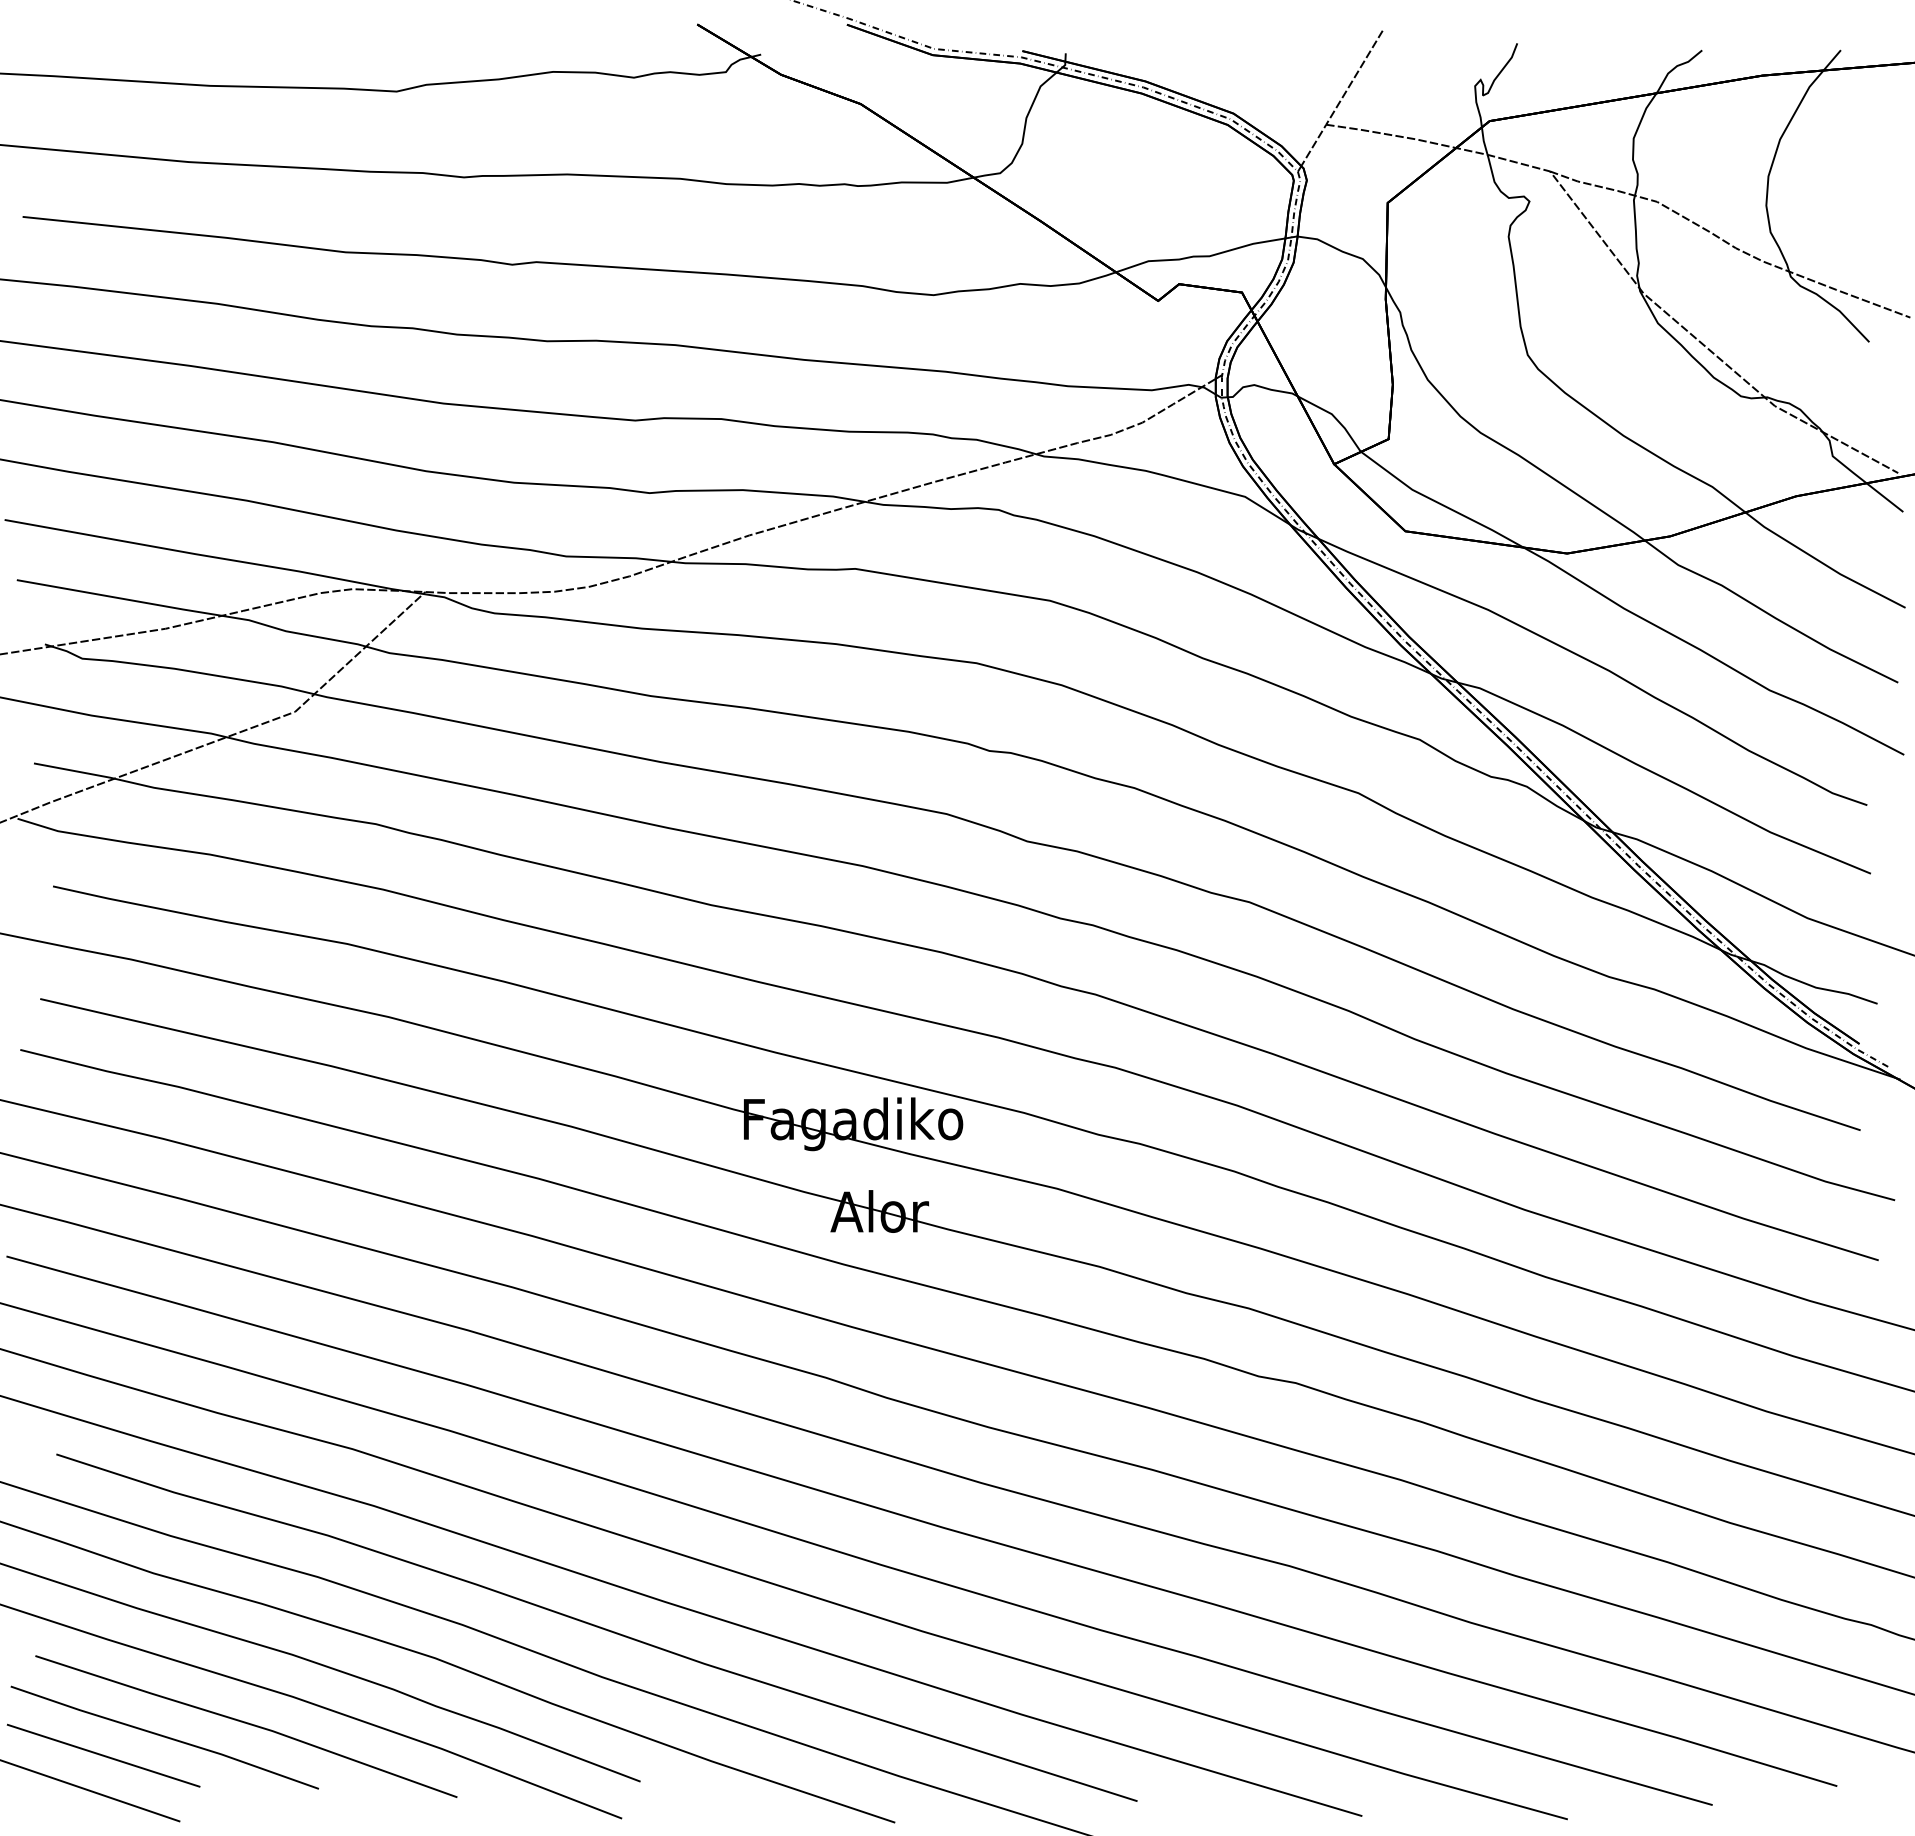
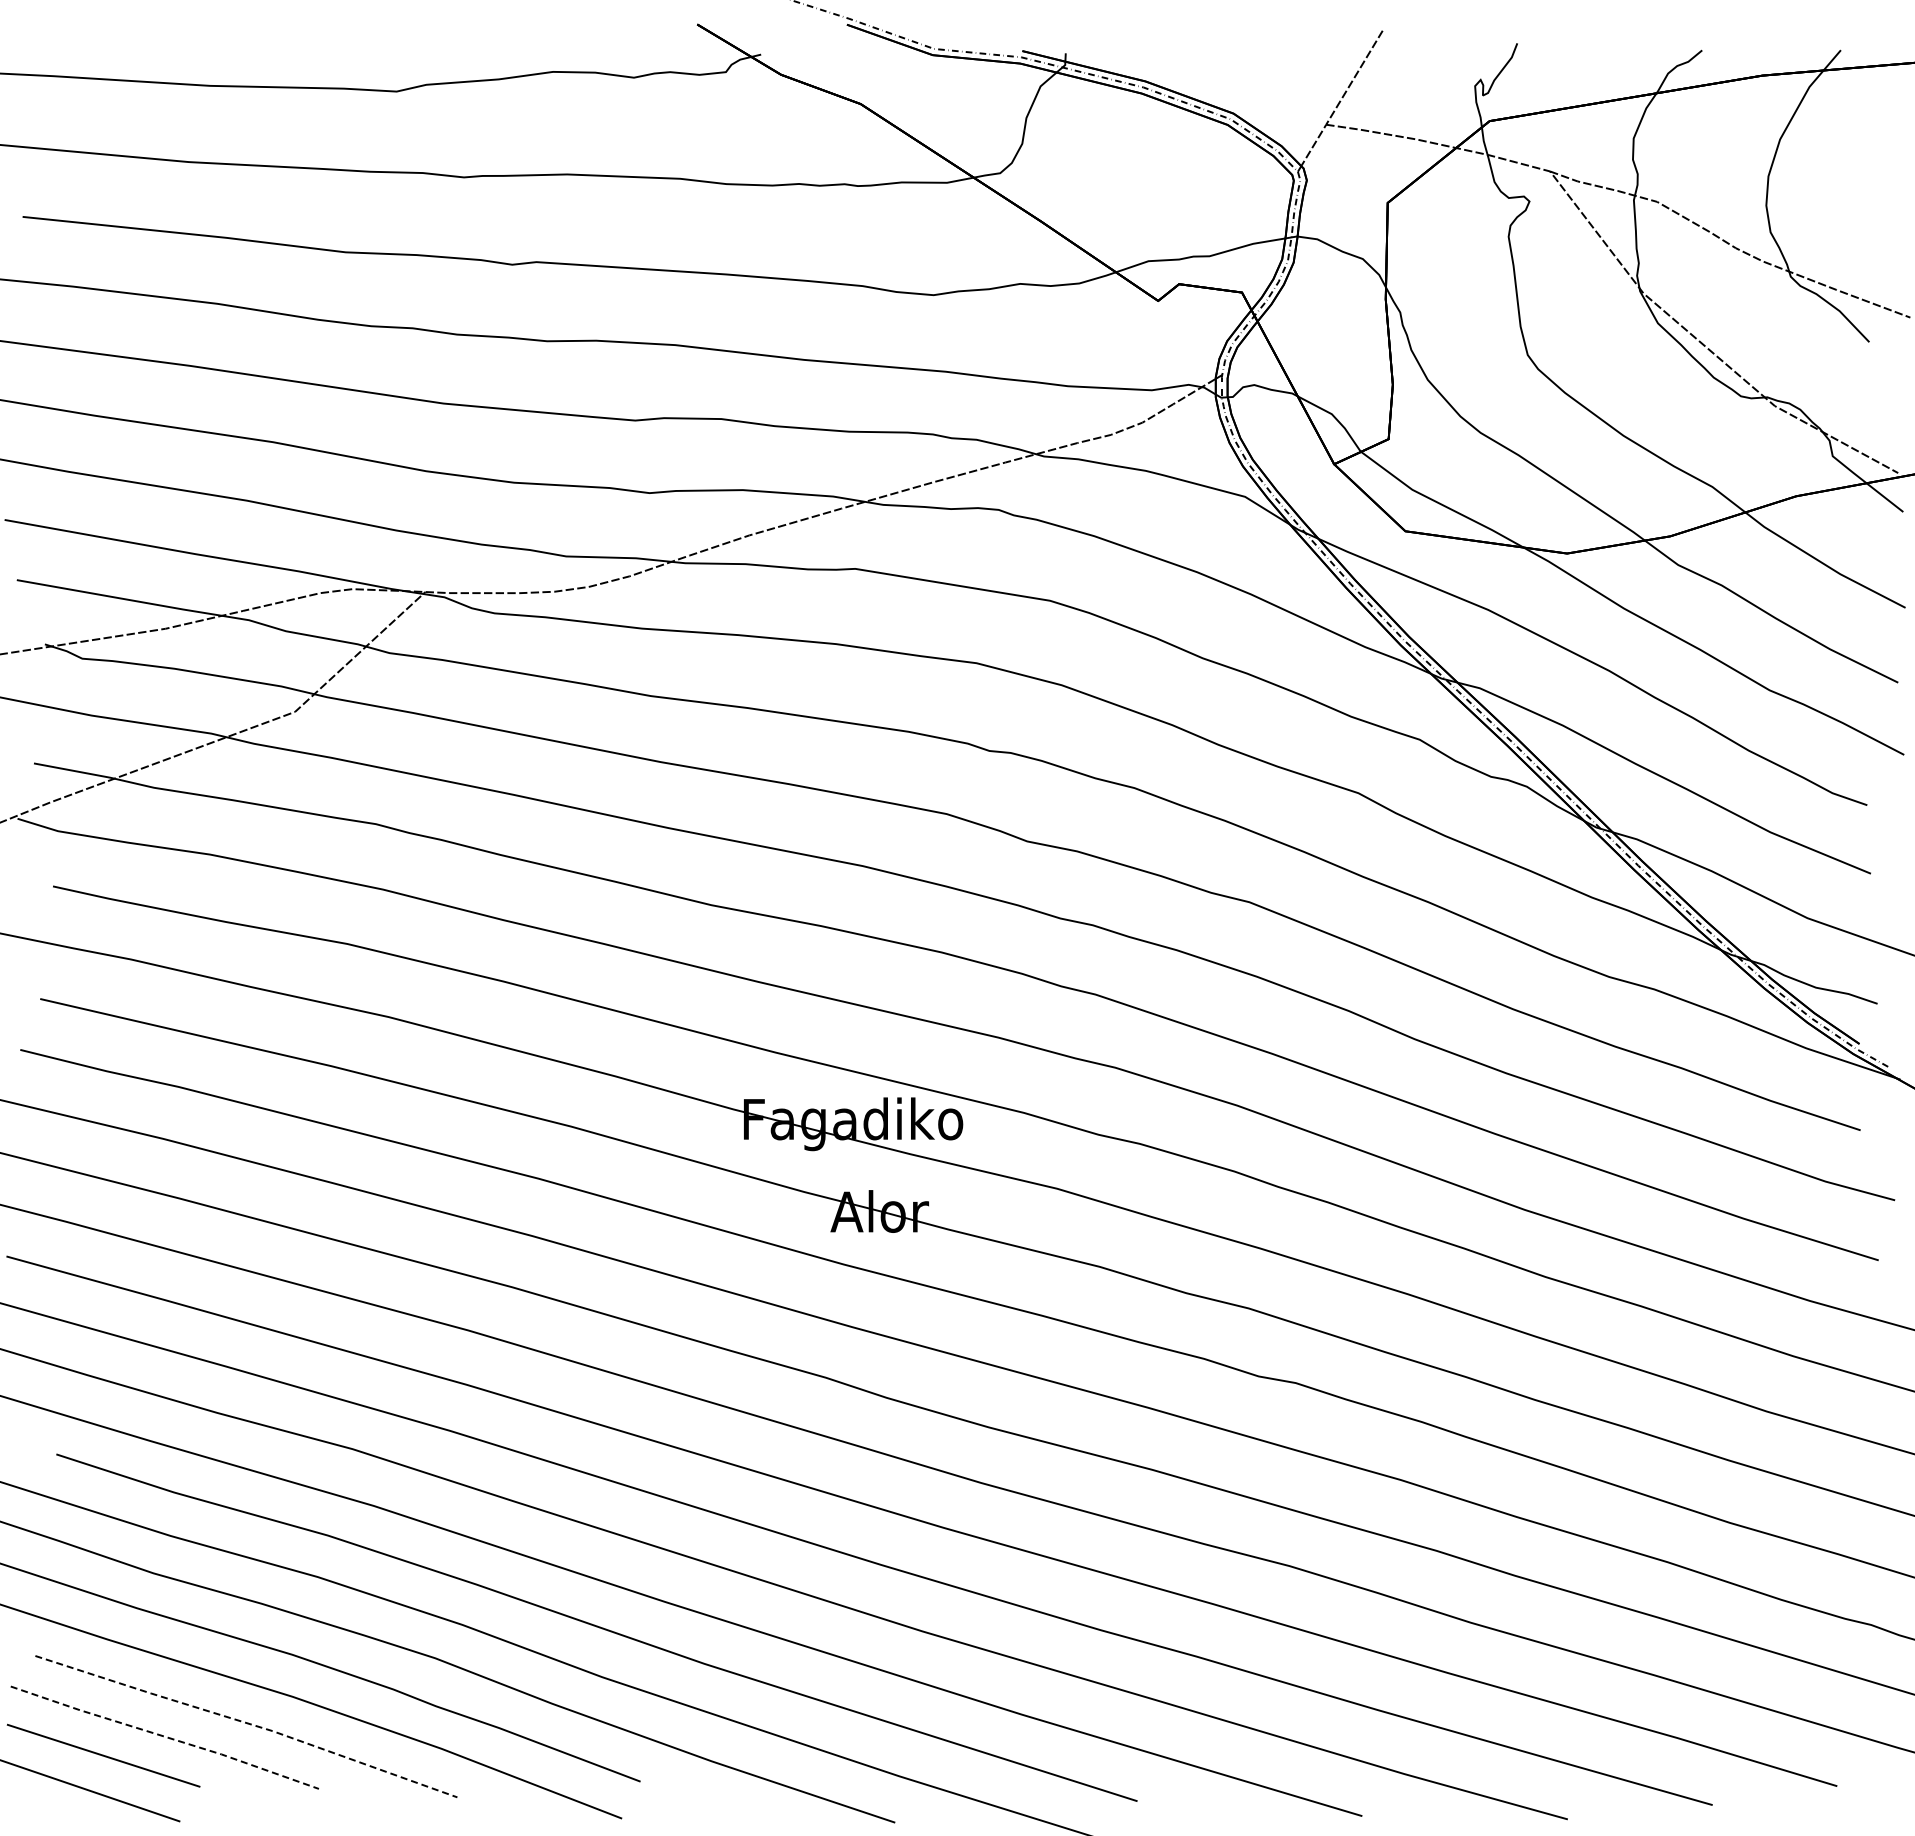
line: solid -> dashed (247, 1723)
line: solid -> dashed (165, 1736)
